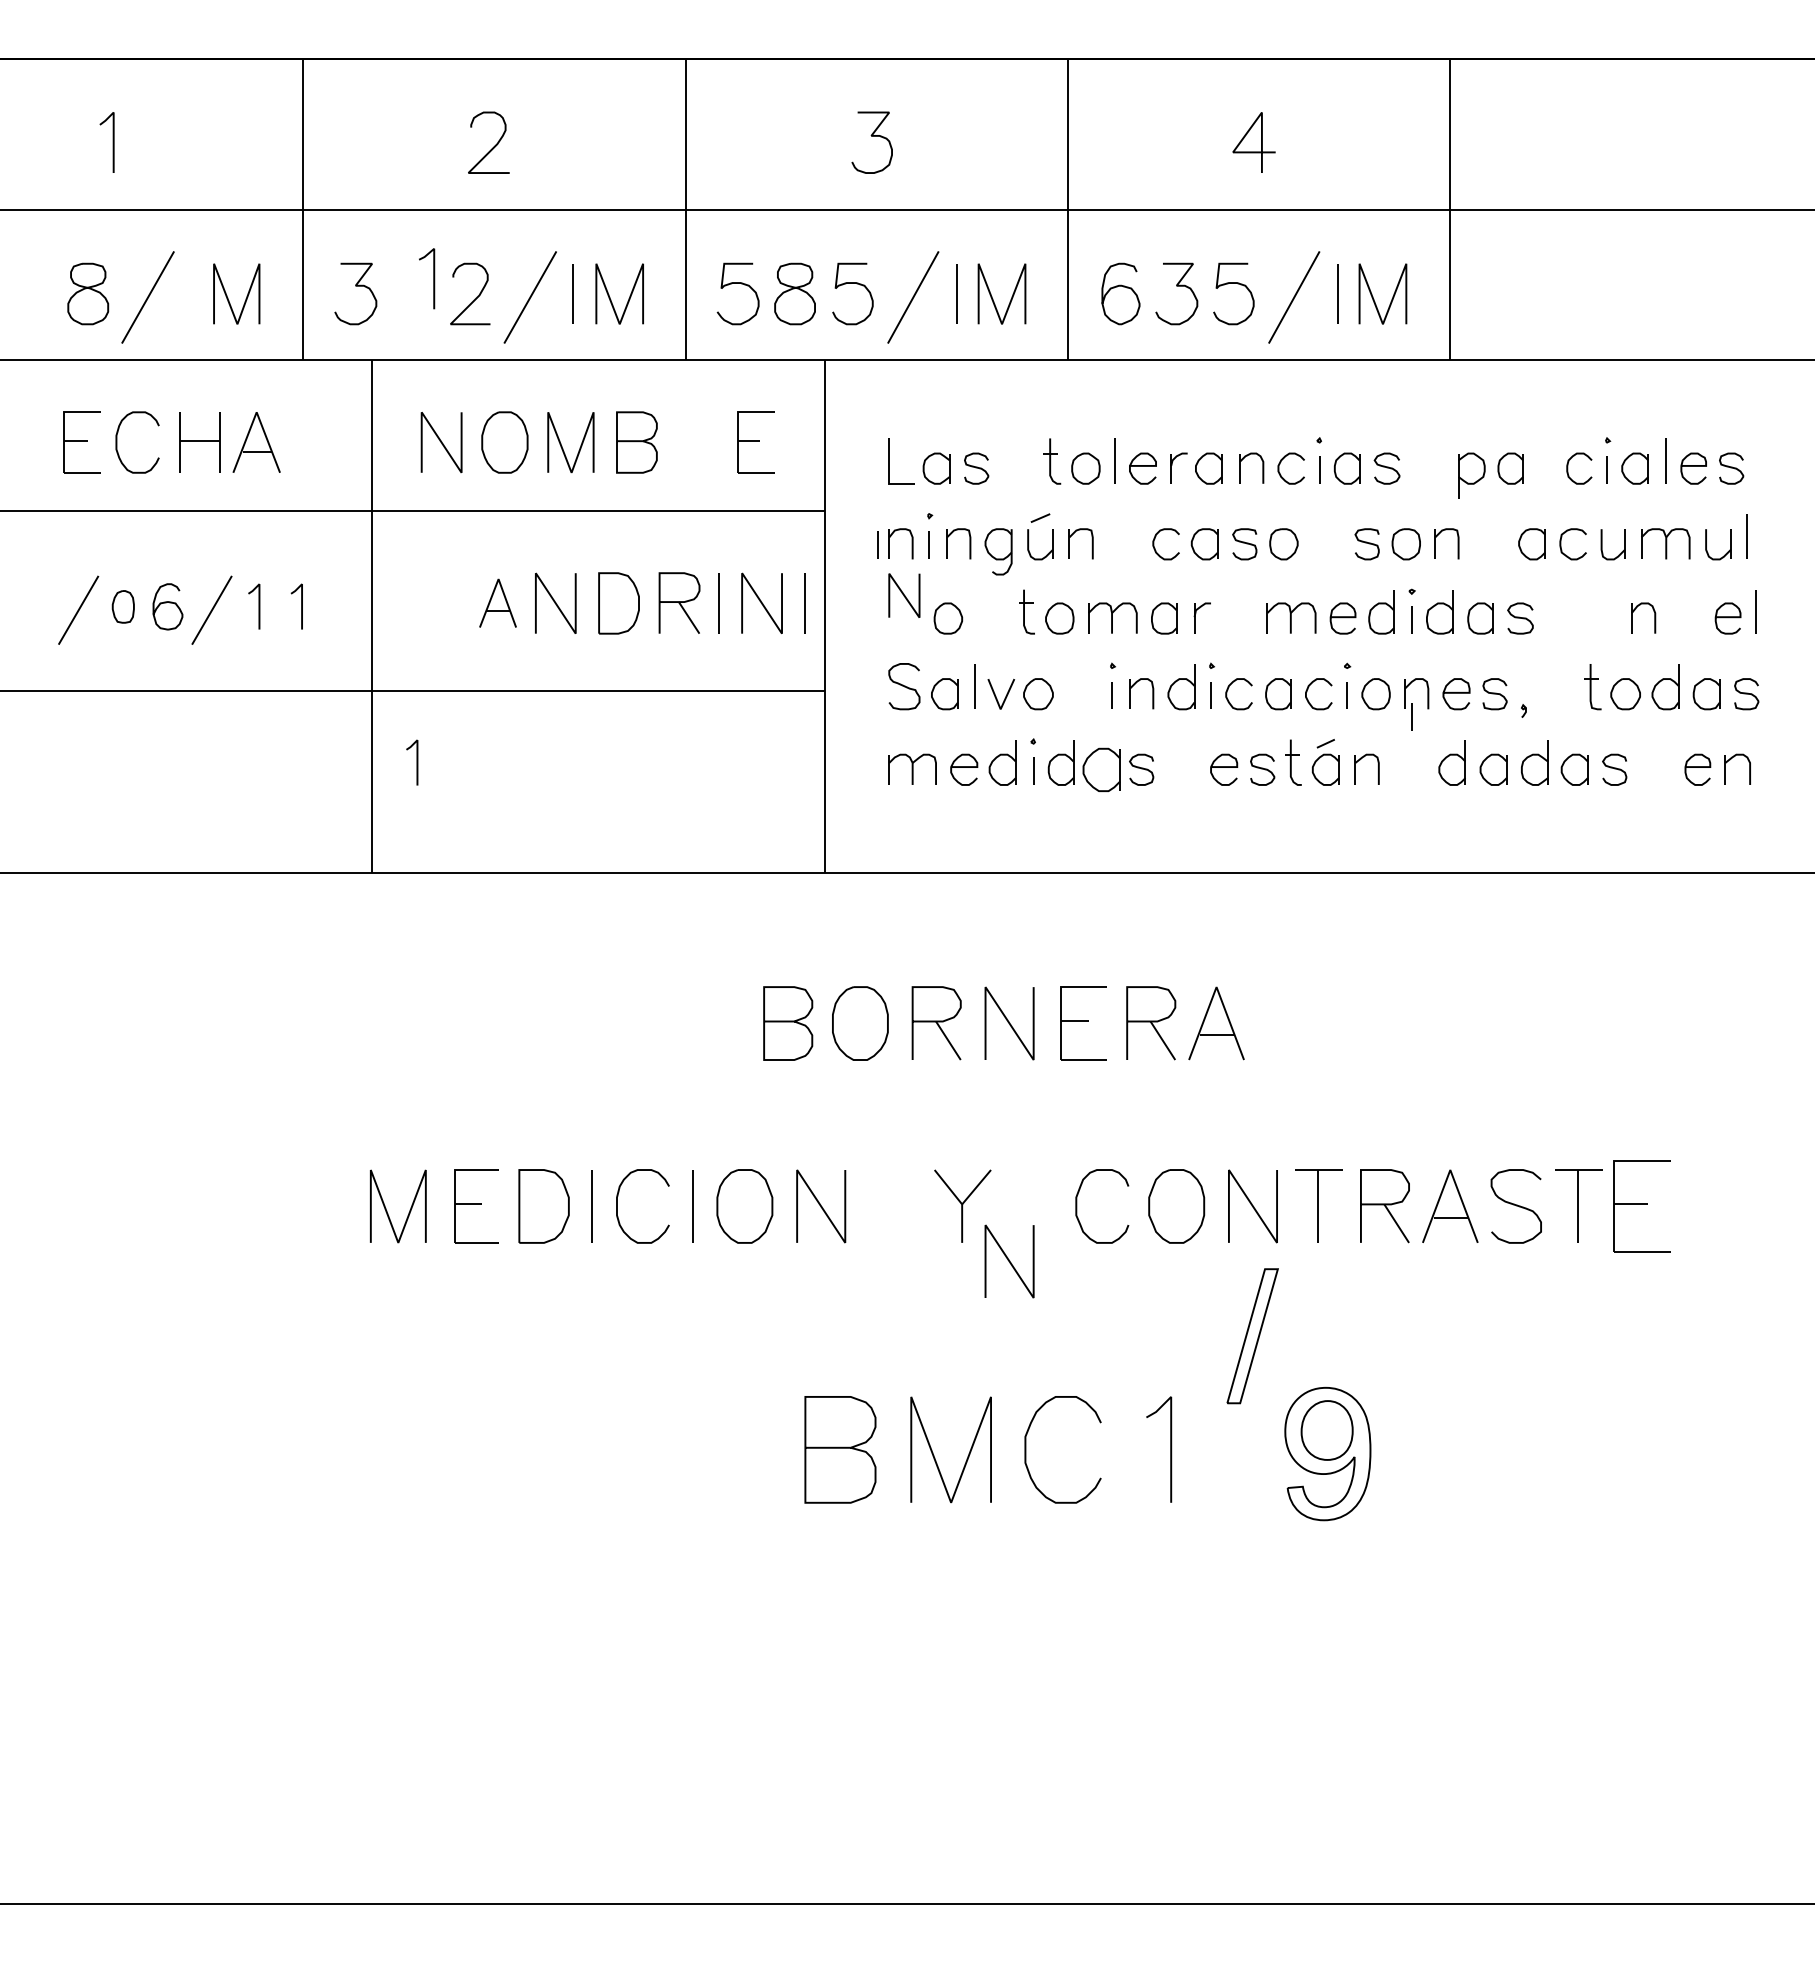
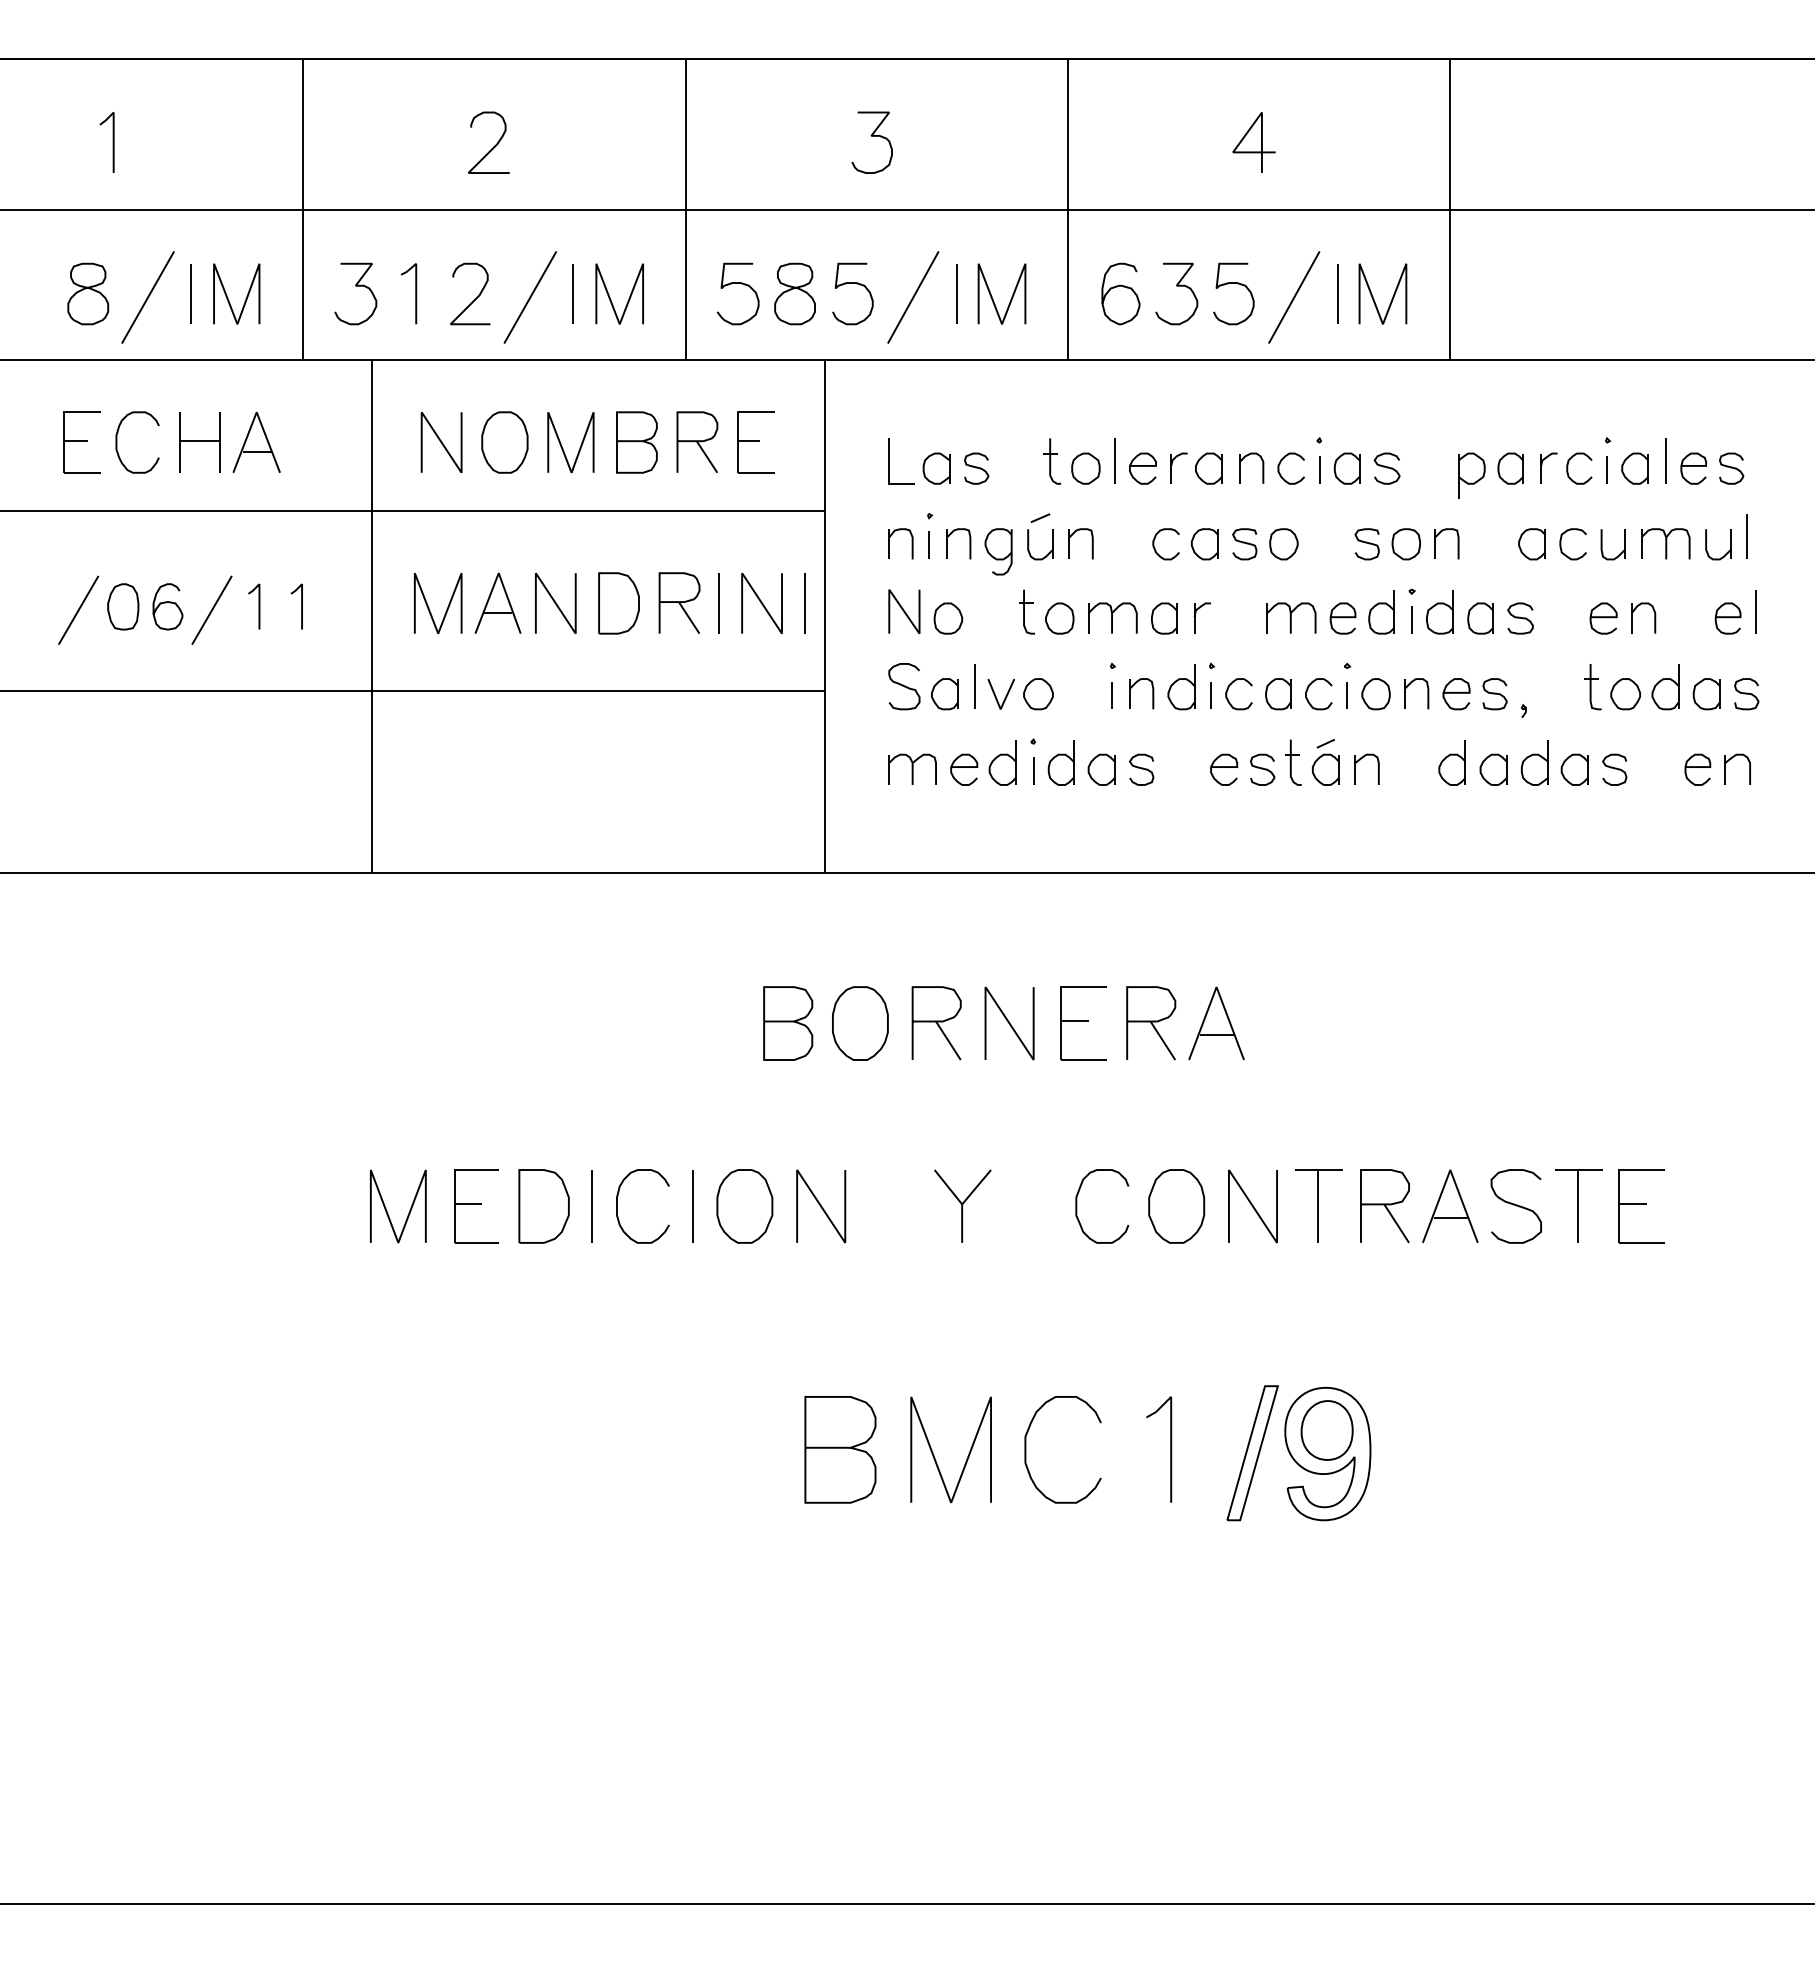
curve position: (433, 278) -> (415, 293) (415, 293)
line: none -> present (190, 293)
part: none -> present (697, 441)
part: none -> present (1542, 465)
line: present -> none (877, 544)
curve position: (904, 595) -> (904, 611) (904, 611)
part size: 38x50 px -> 48x62 px (497, 602)
part size: 24x34 px -> 33x48 px (123, 606)
curve: none -> present (447, 606)
curve: none -> present (1603, 618)
line: present -> none (1411, 716)
curve: present -> none (416, 762)
part size: 39x45 px -> 29x33 px (1101, 769)
part size: 58x93 px -> 47x75 px (1641, 1206)
curve: present -> none (1009, 1261)
part position: (1252, 1336) -> (1252, 1453) (1252, 1453)
